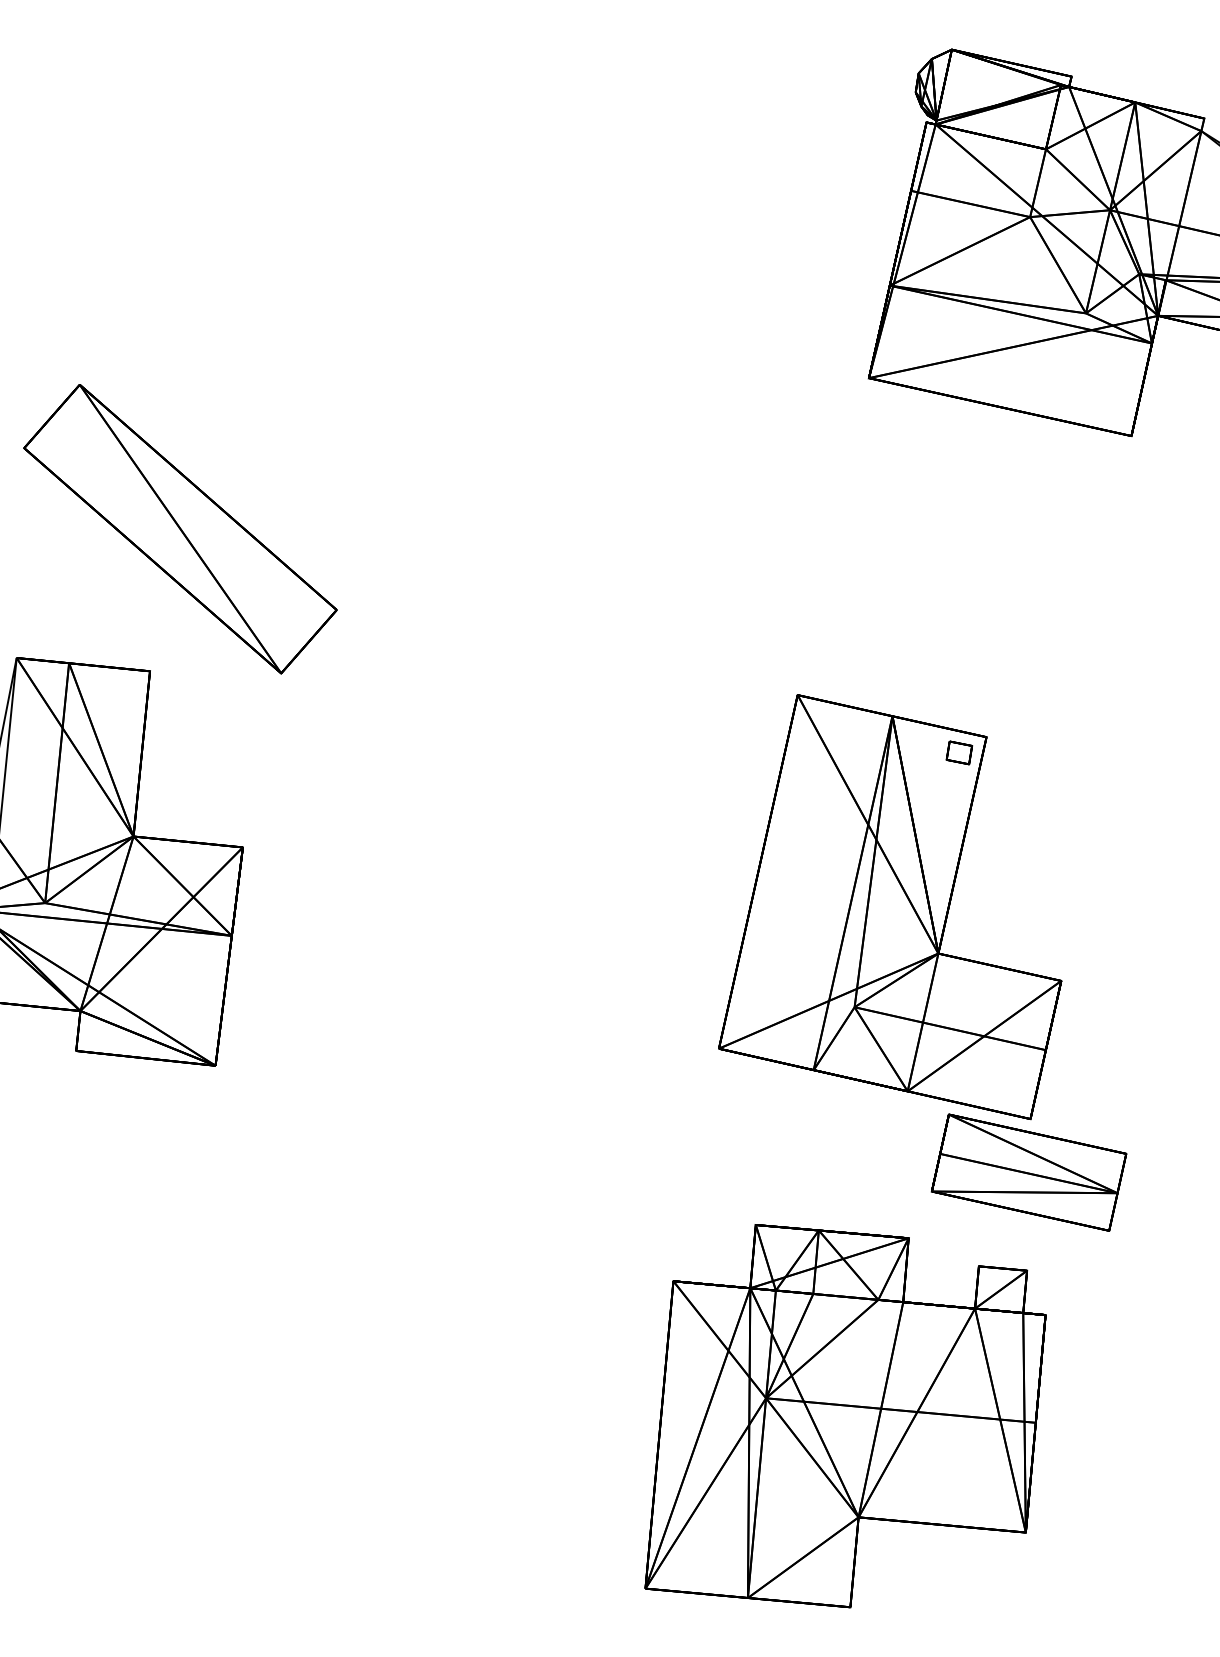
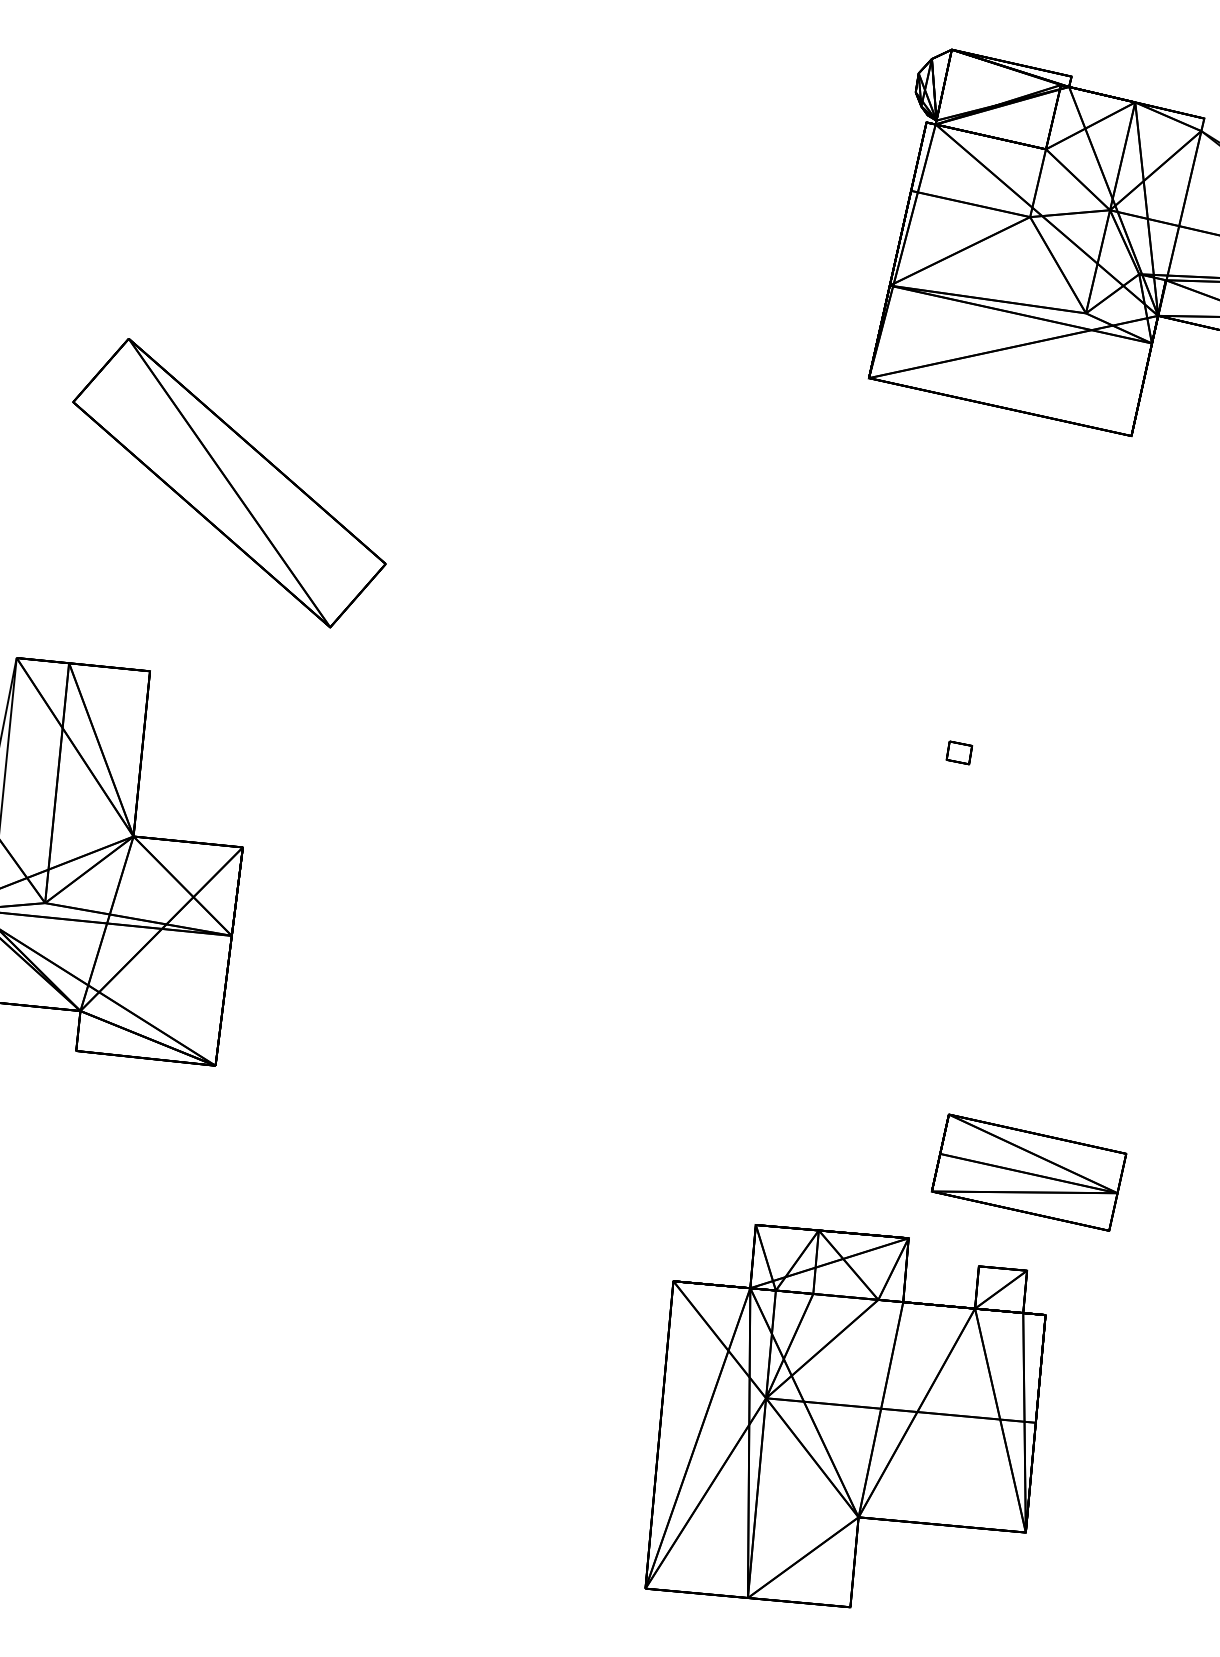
part position: (180, 529) -> (229, 483) (229, 483)
part: present -> none (890, 907)
